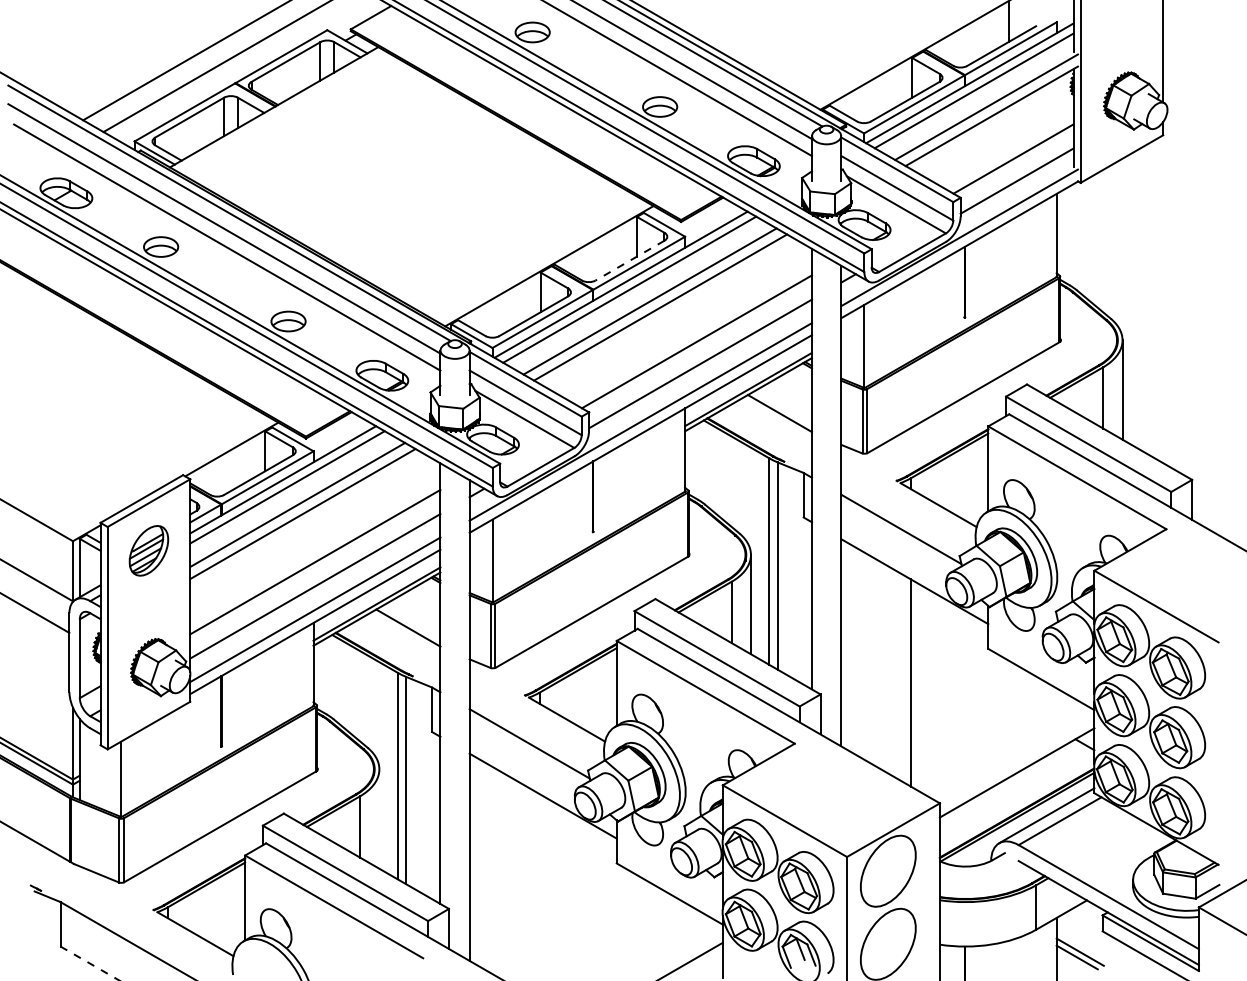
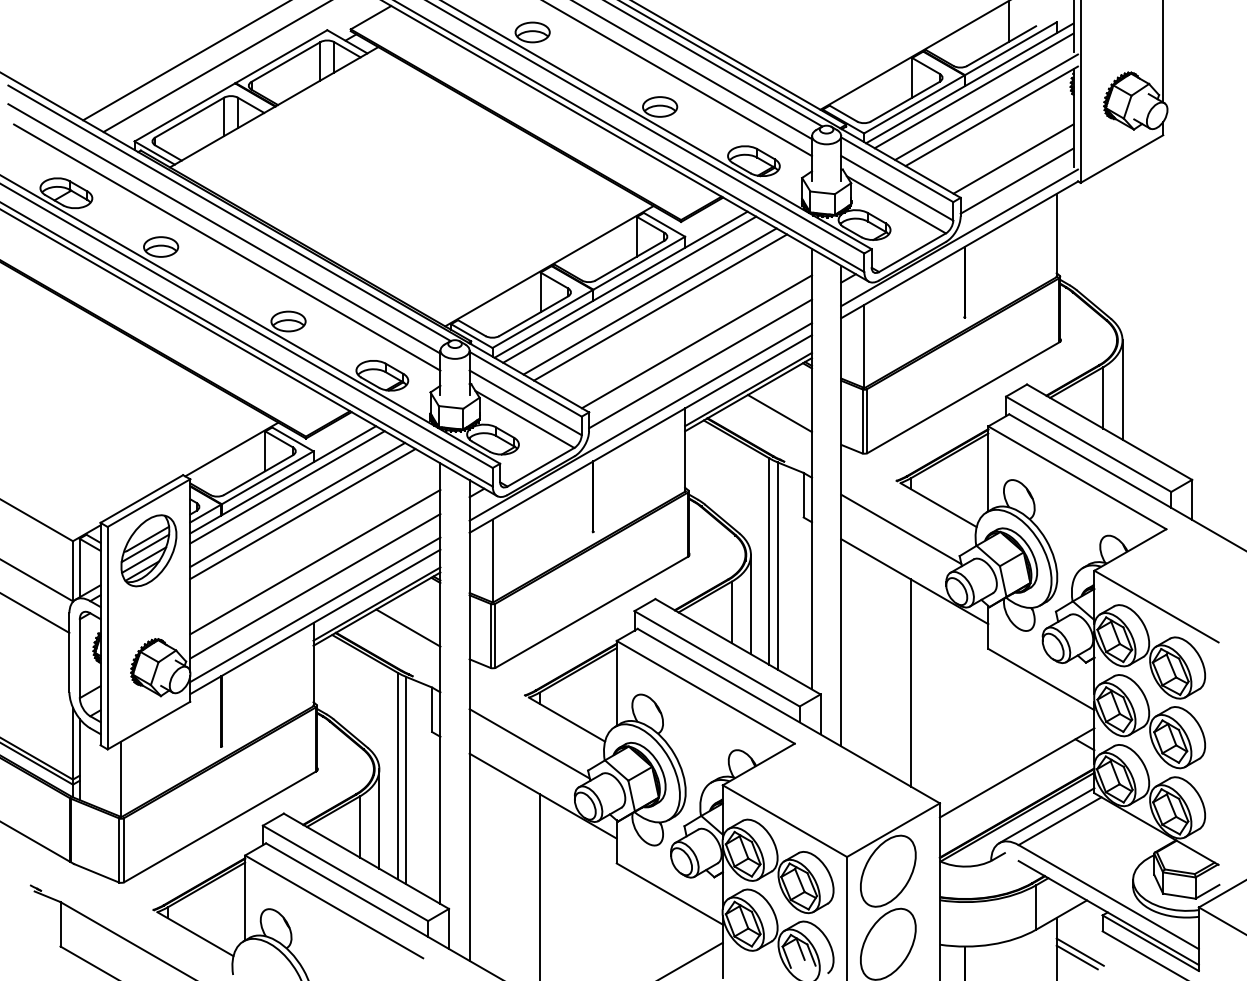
line: dashed -> solid (630, 260)
part size: 42x52 px -> 58x74 px (148, 550)
line: none -> present (379, 818)
line: none -> present (539, 885)
line: dashed -> solid (90, 963)
